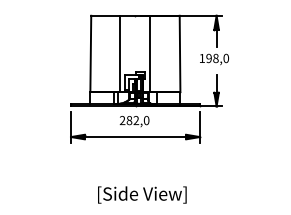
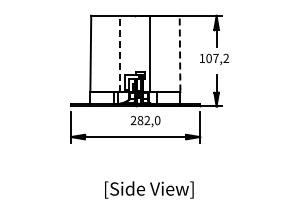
line: solid -> dashed (120, 53)
line: solid -> dashed (180, 53)
text: 198,0 -> 107,2 (217, 58)
text position: (134, 121) -> (145, 121) (145, 121)
text position: (142, 194) -> (149, 189) (149, 189)
